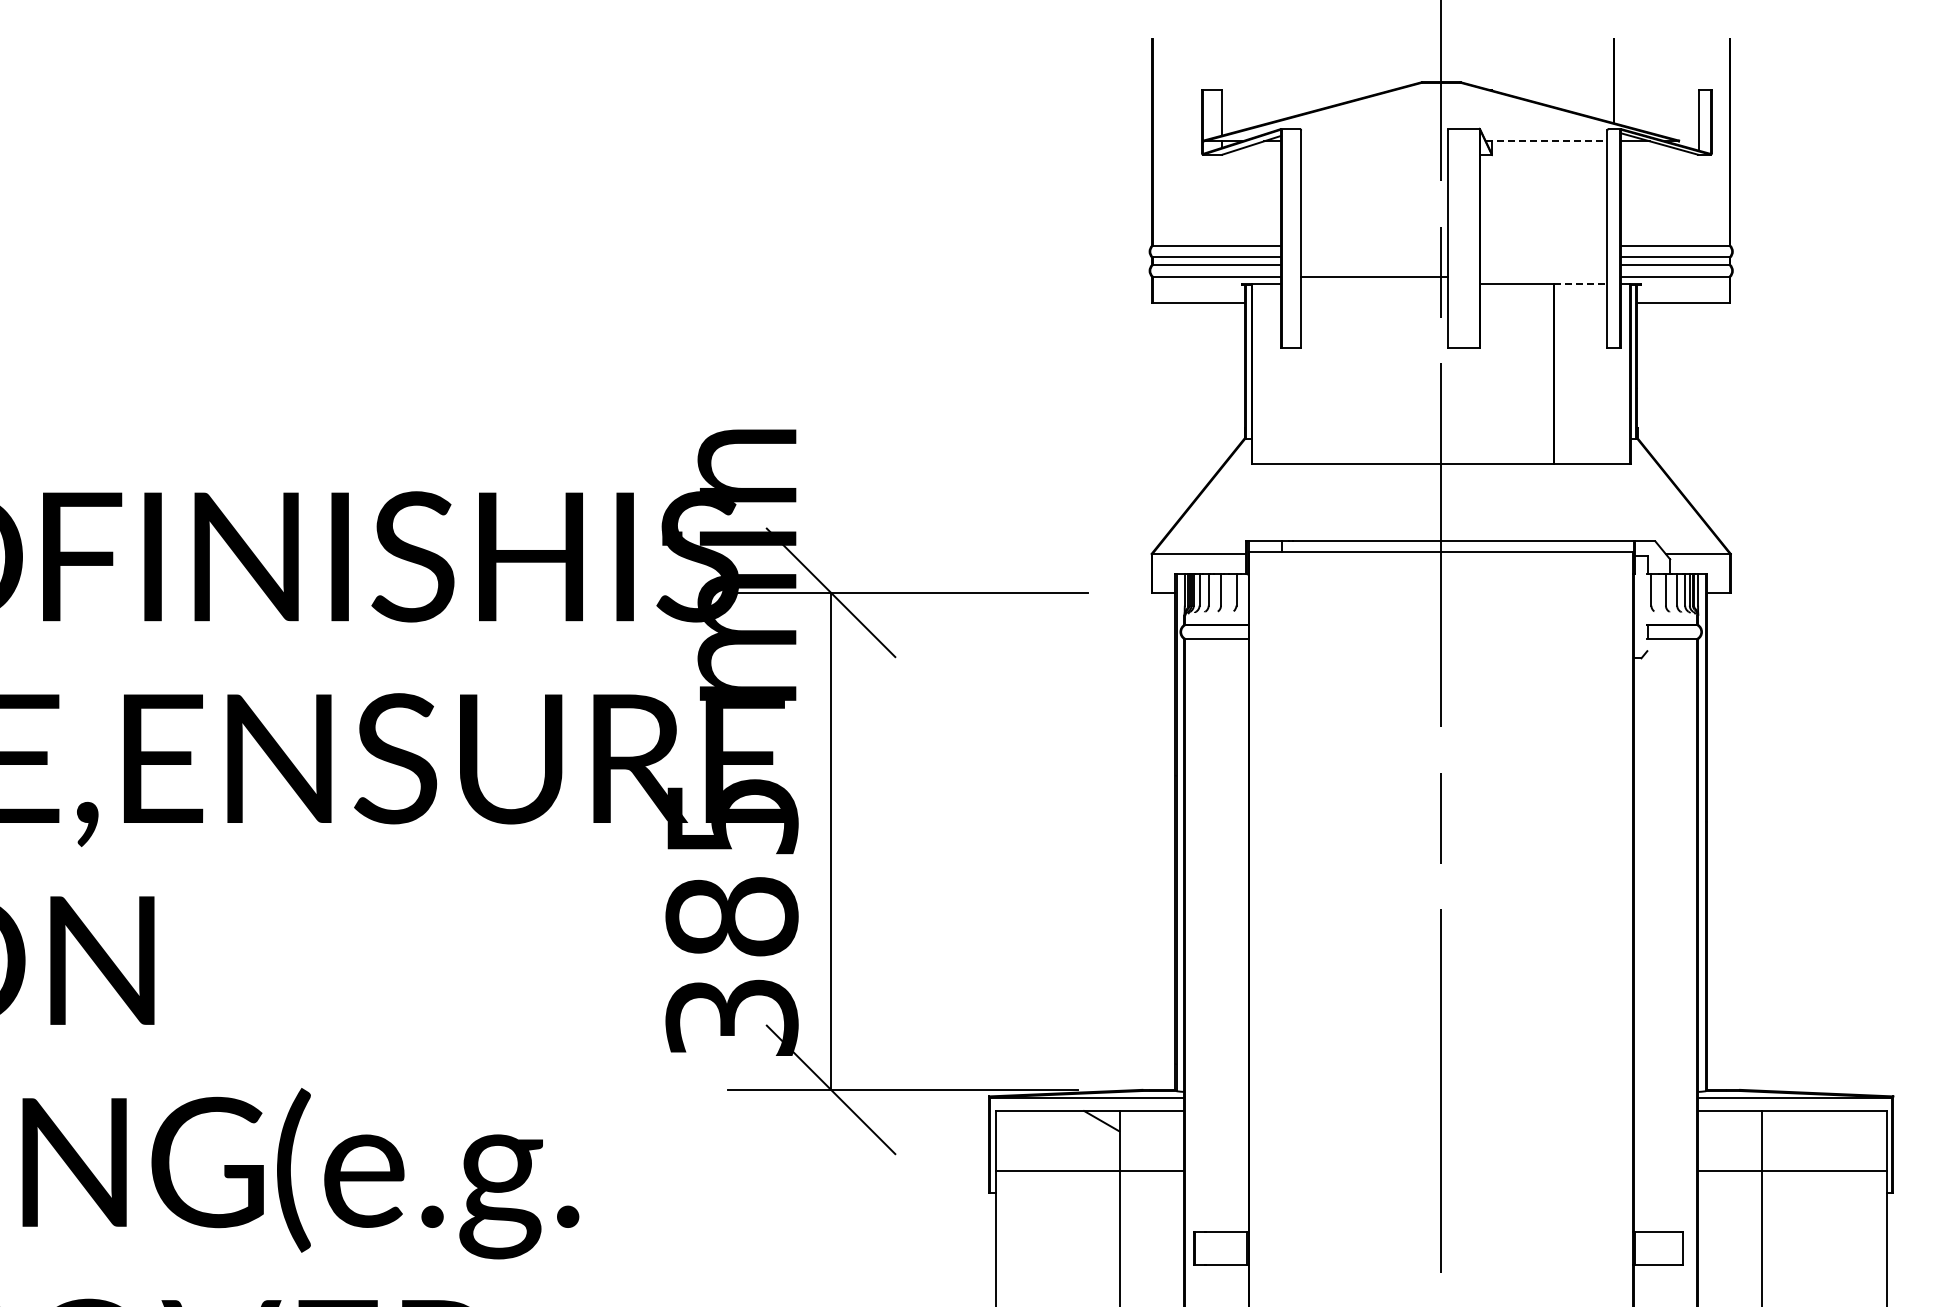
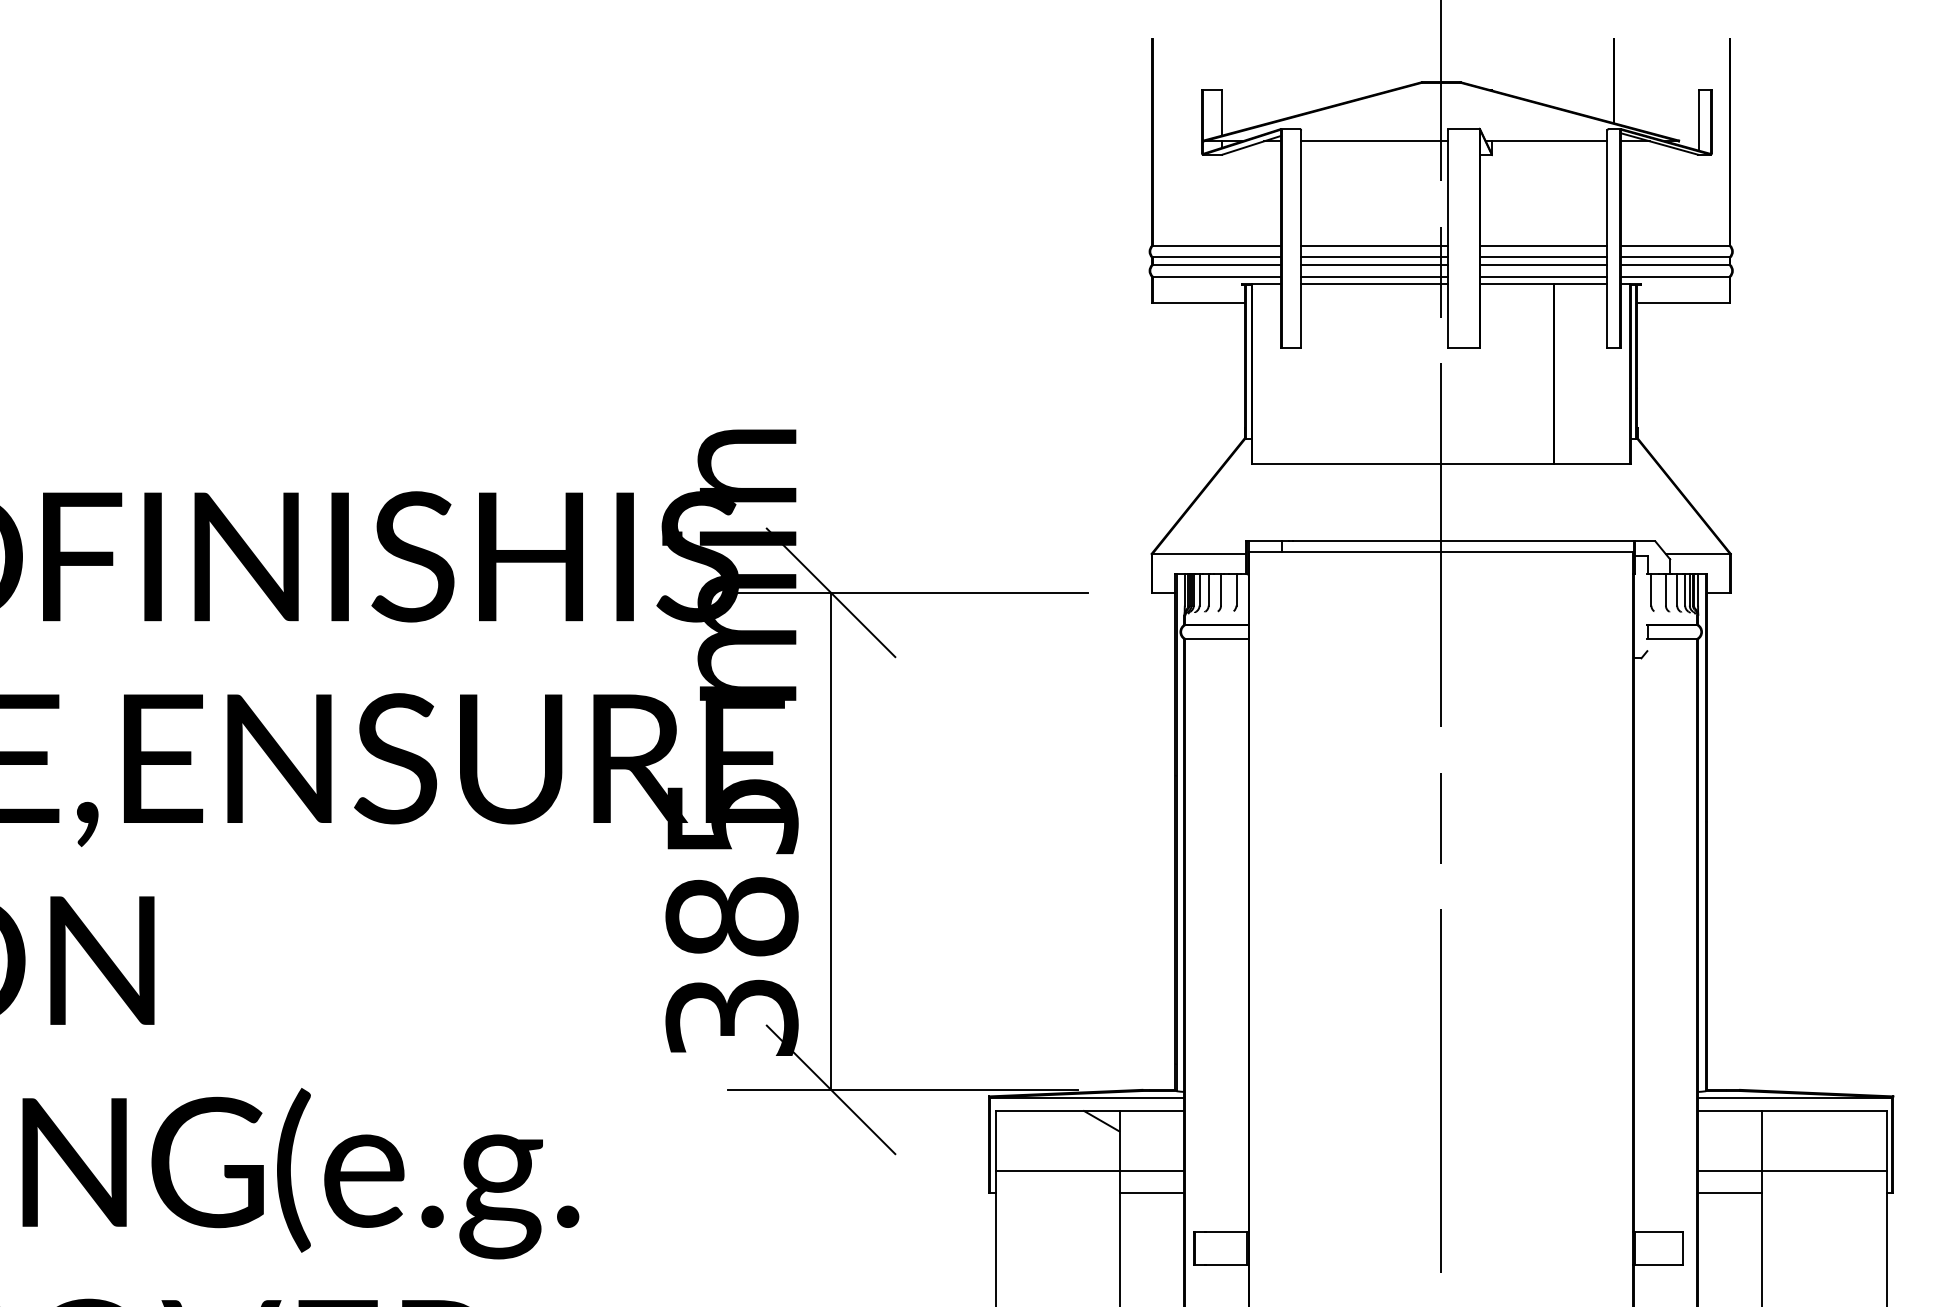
line: none -> present (1374, 141)
line: dashed -> solid (1546, 141)
line: none -> present (1374, 245)
line: none -> present (1543, 245)
line: none -> present (1374, 257)
line: none -> present (1543, 257)
line: none -> present (1374, 265)
line: none -> present (1543, 265)
line: none -> present (1543, 276)
line: none -> present (1374, 283)
line: dashed -> solid (1581, 283)
line: none -> present (1152, 1192)
line: none -> present (1730, 1192)
